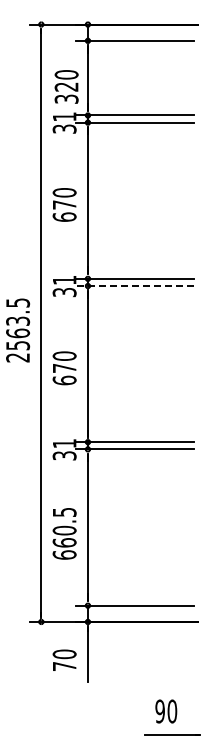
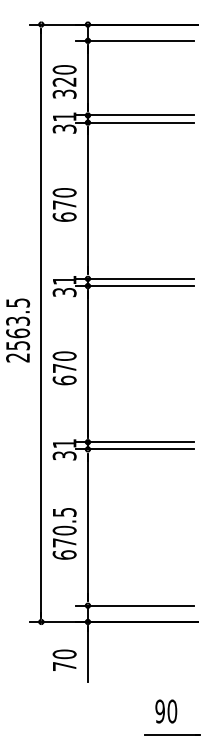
text position: (66, 86) -> (64, 81) (64, 81)
line: dashed -> solid (135, 286)
text: 660.5 -> 670.5 (64, 542)
